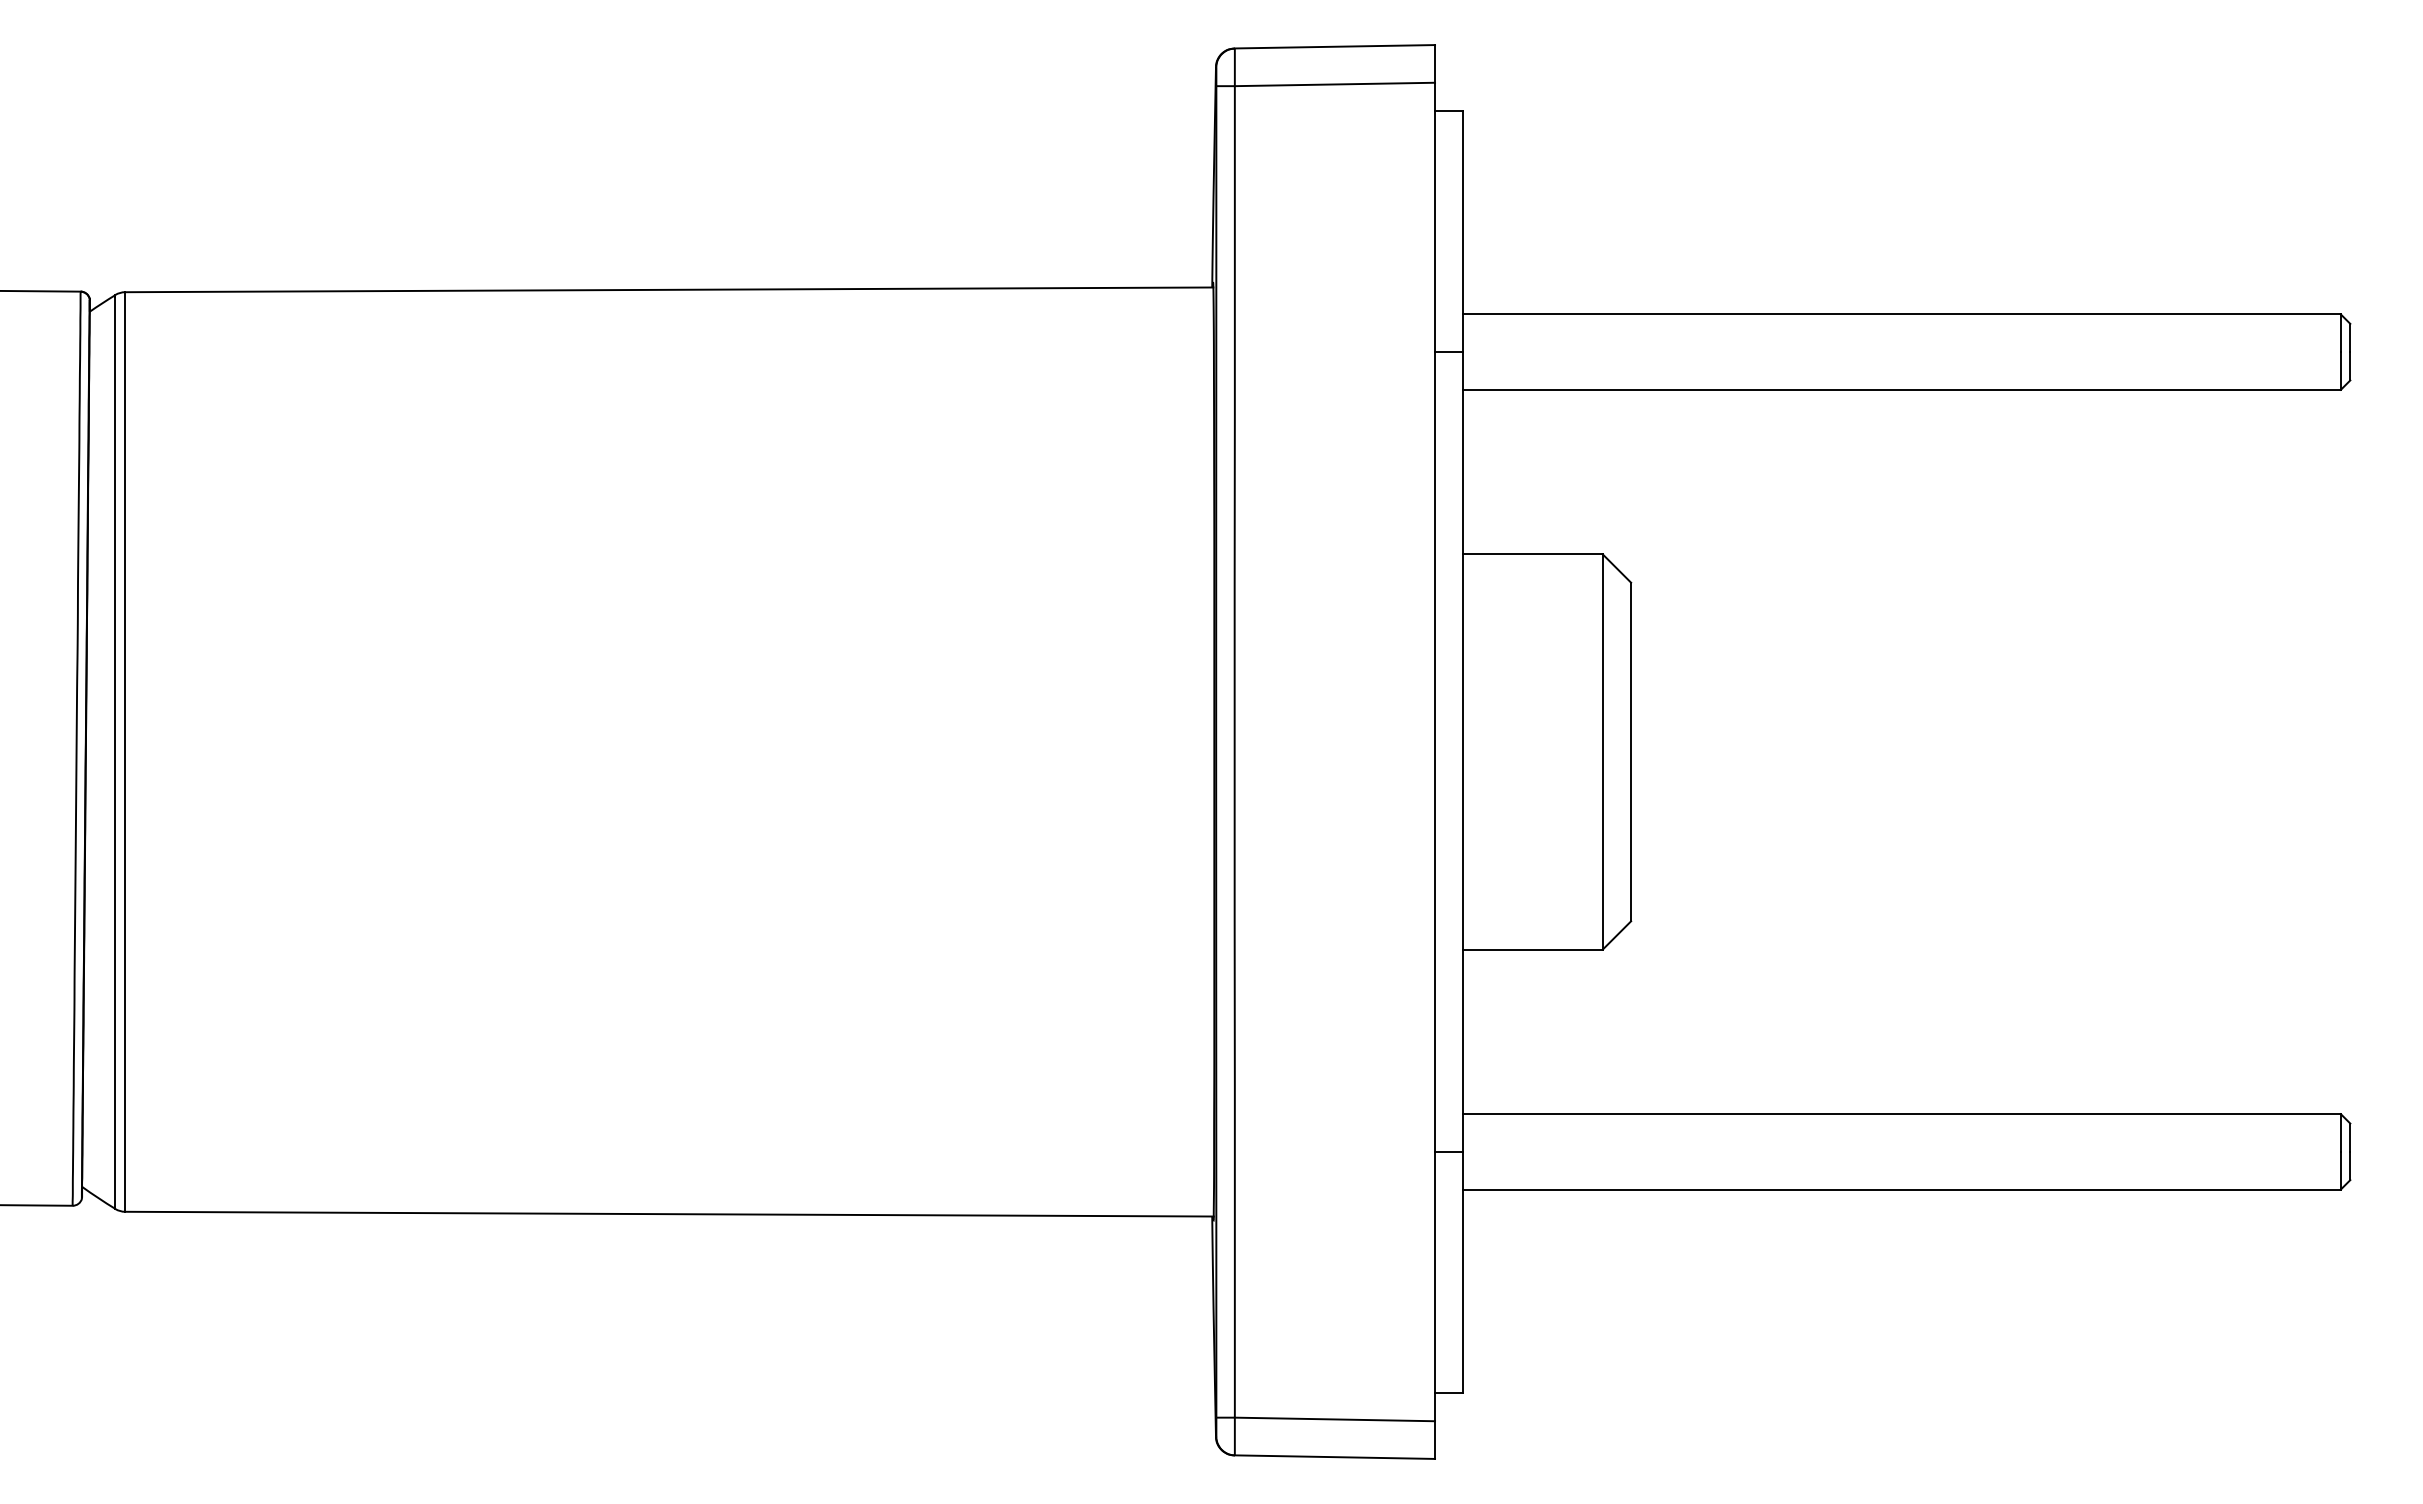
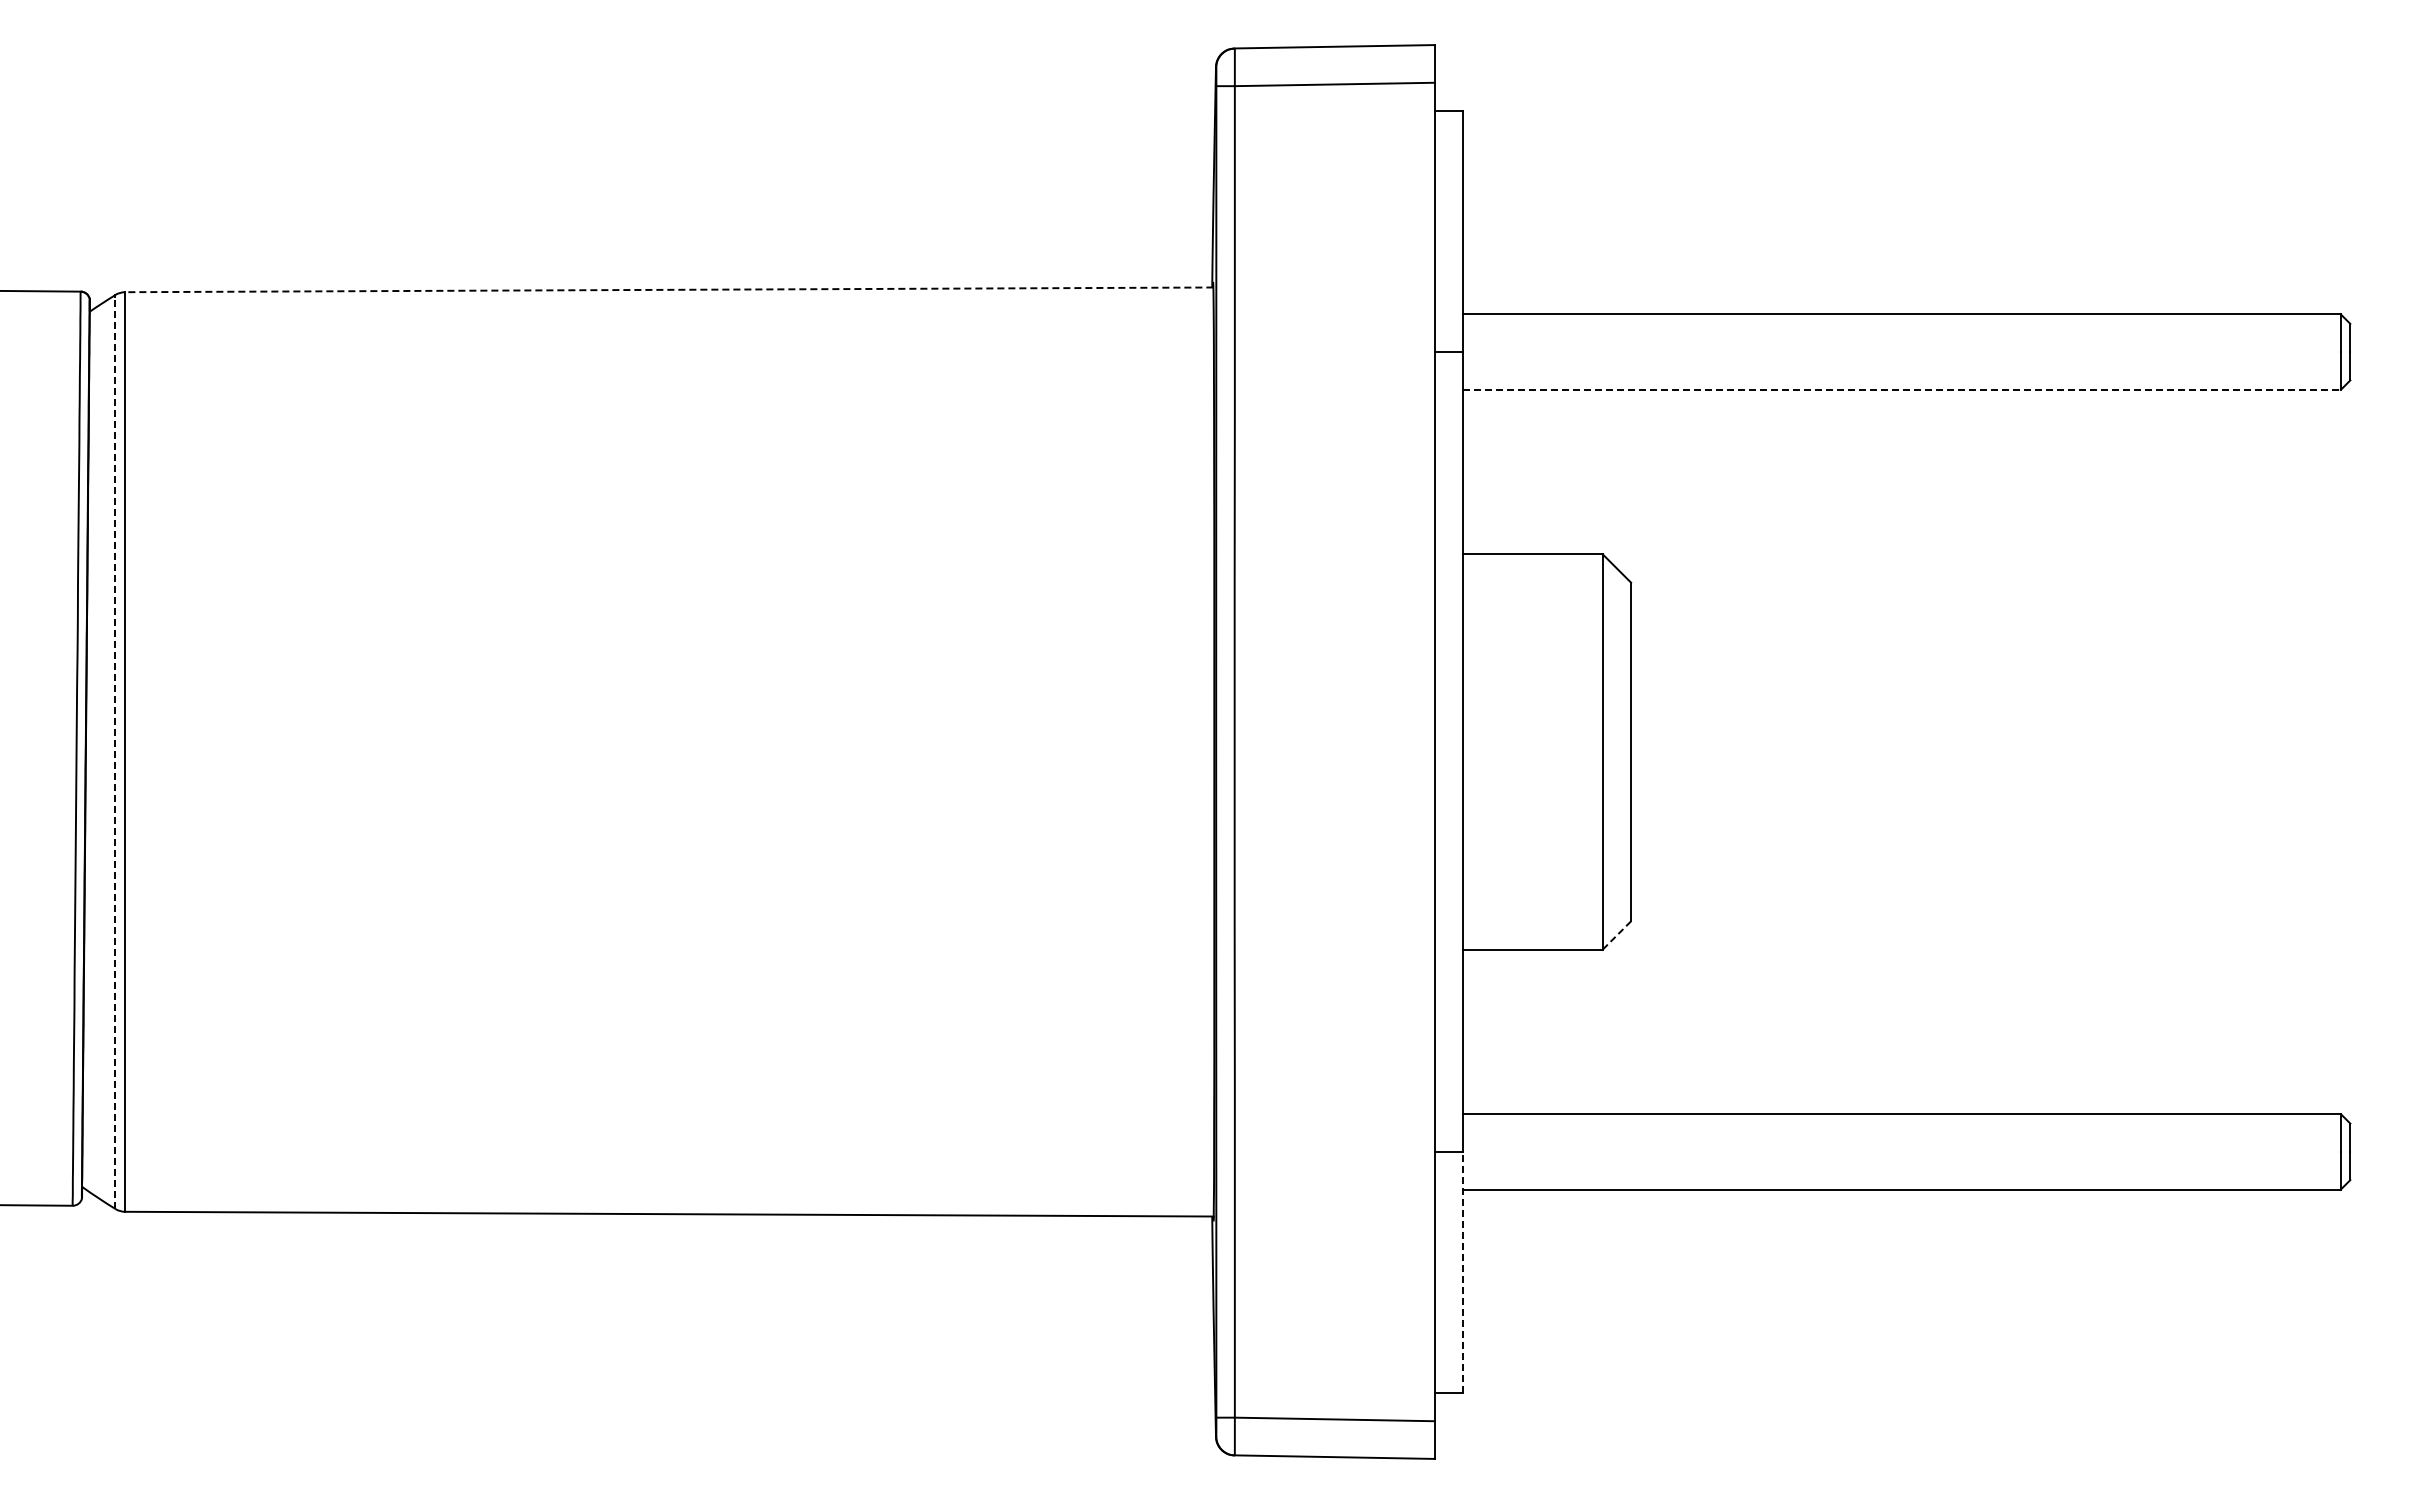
line: solid -> dashed (668, 289)
line: solid -> dashed (1902, 389)
line: solid -> dashed (115, 753)
line: solid -> dashed (1616, 935)
line: solid -> dashed (1463, 1272)
